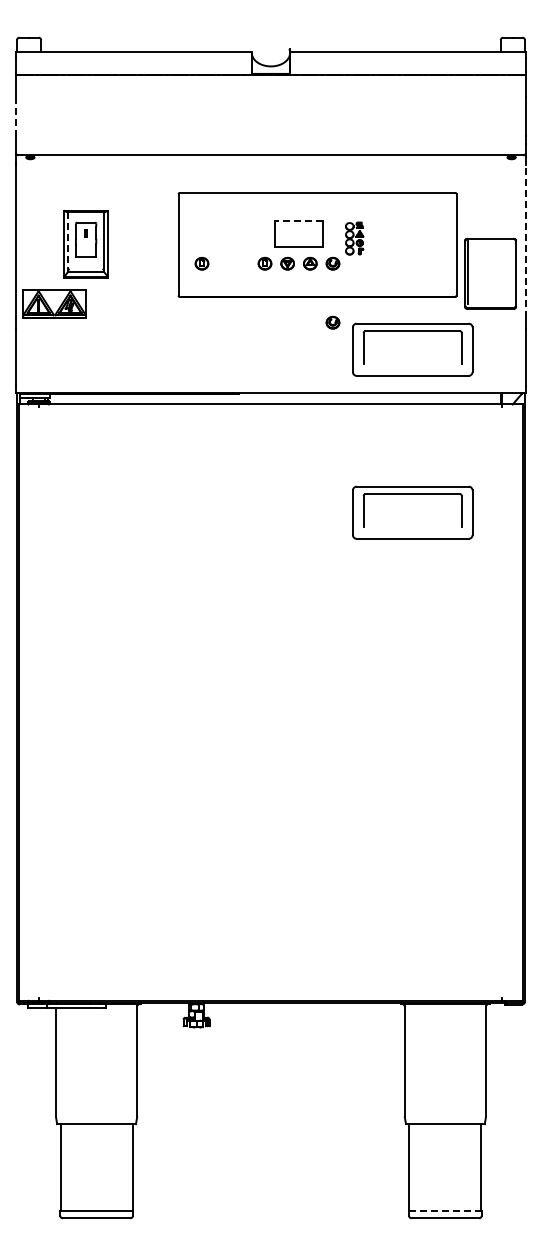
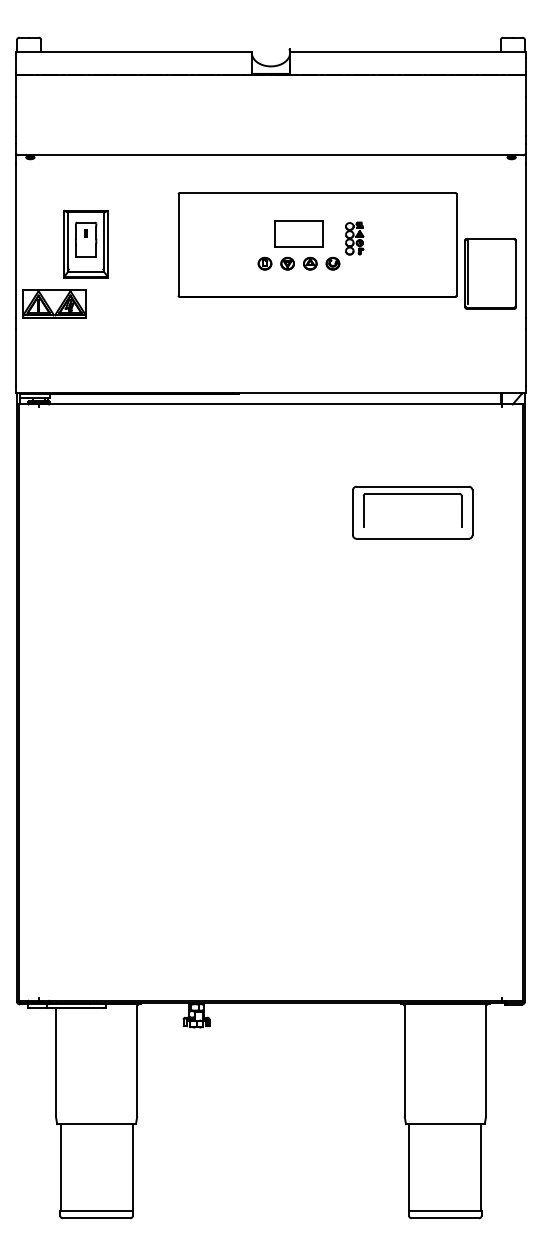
line: dashed -> solid (16, 116)
line: dashed -> solid (298, 221)
line: dashed -> solid (525, 240)
line: dashed -> solid (68, 241)
part: present -> none (201, 263)
part: present -> none (332, 322)
part: present -> none (412, 349)
line: dashed -> solid (444, 1210)
